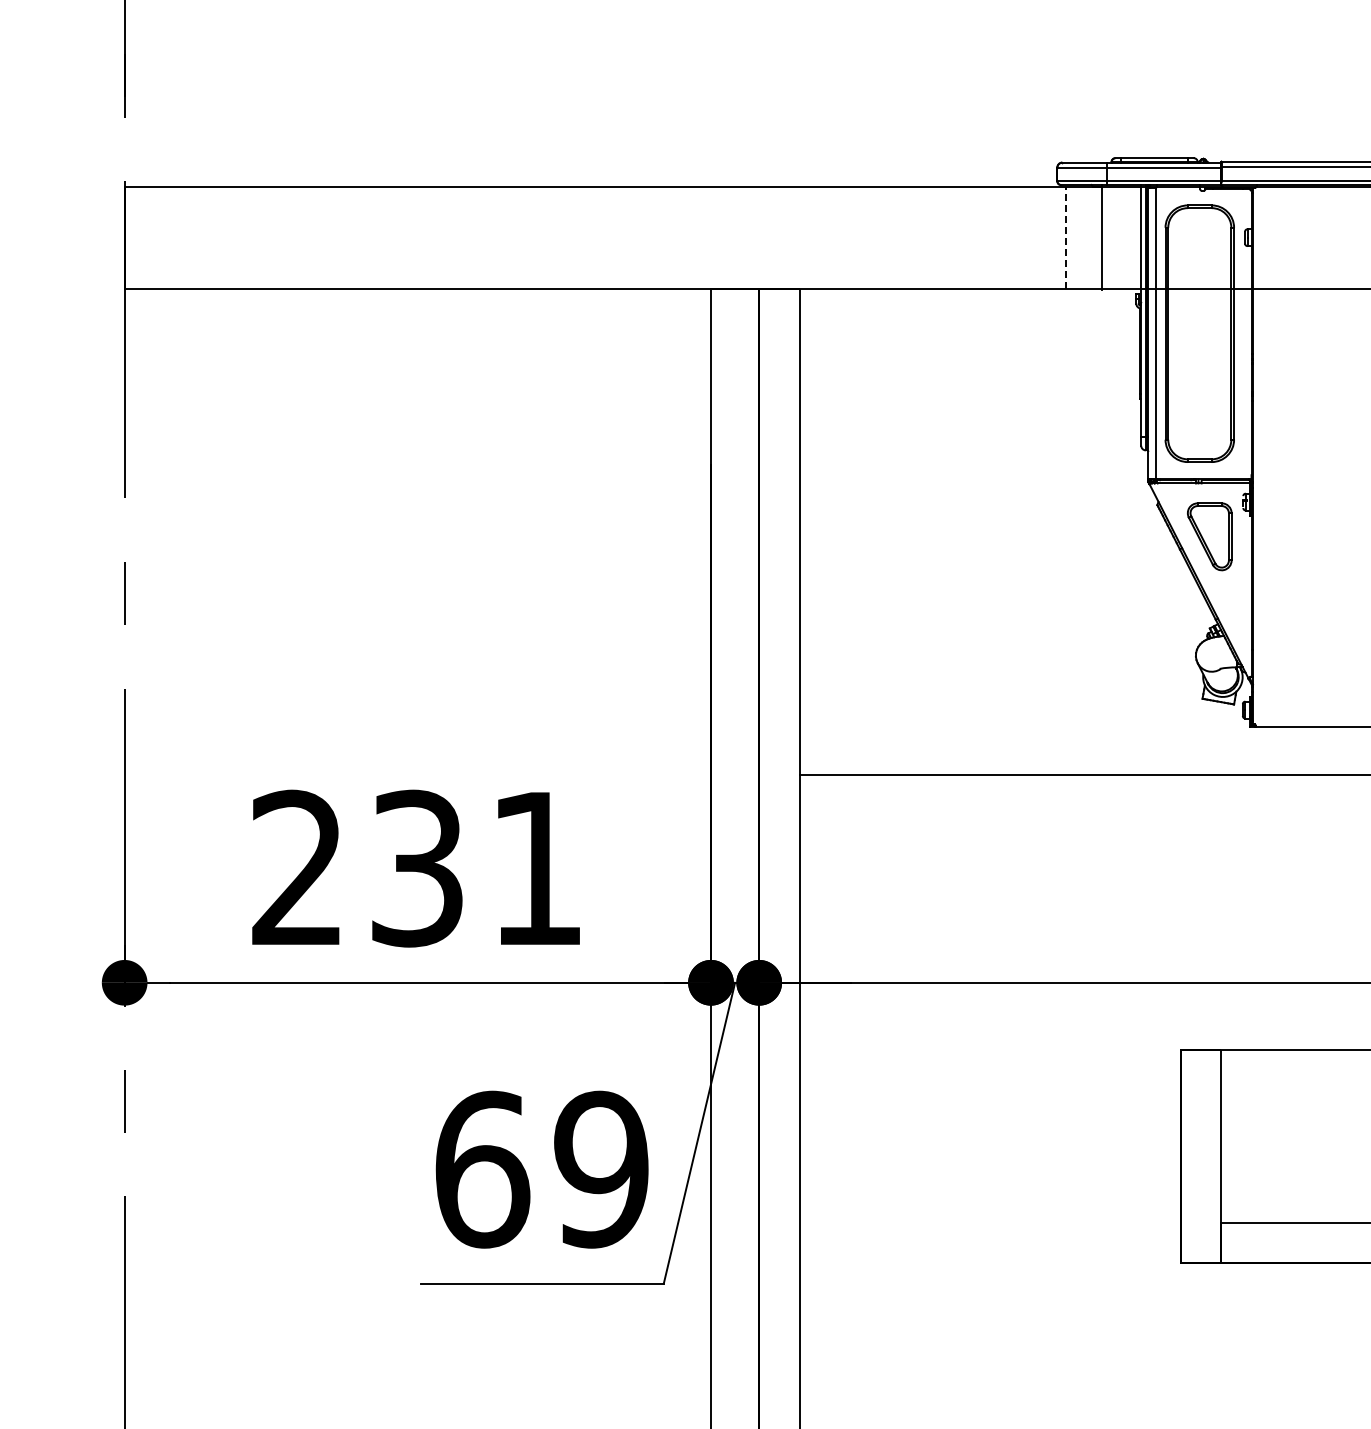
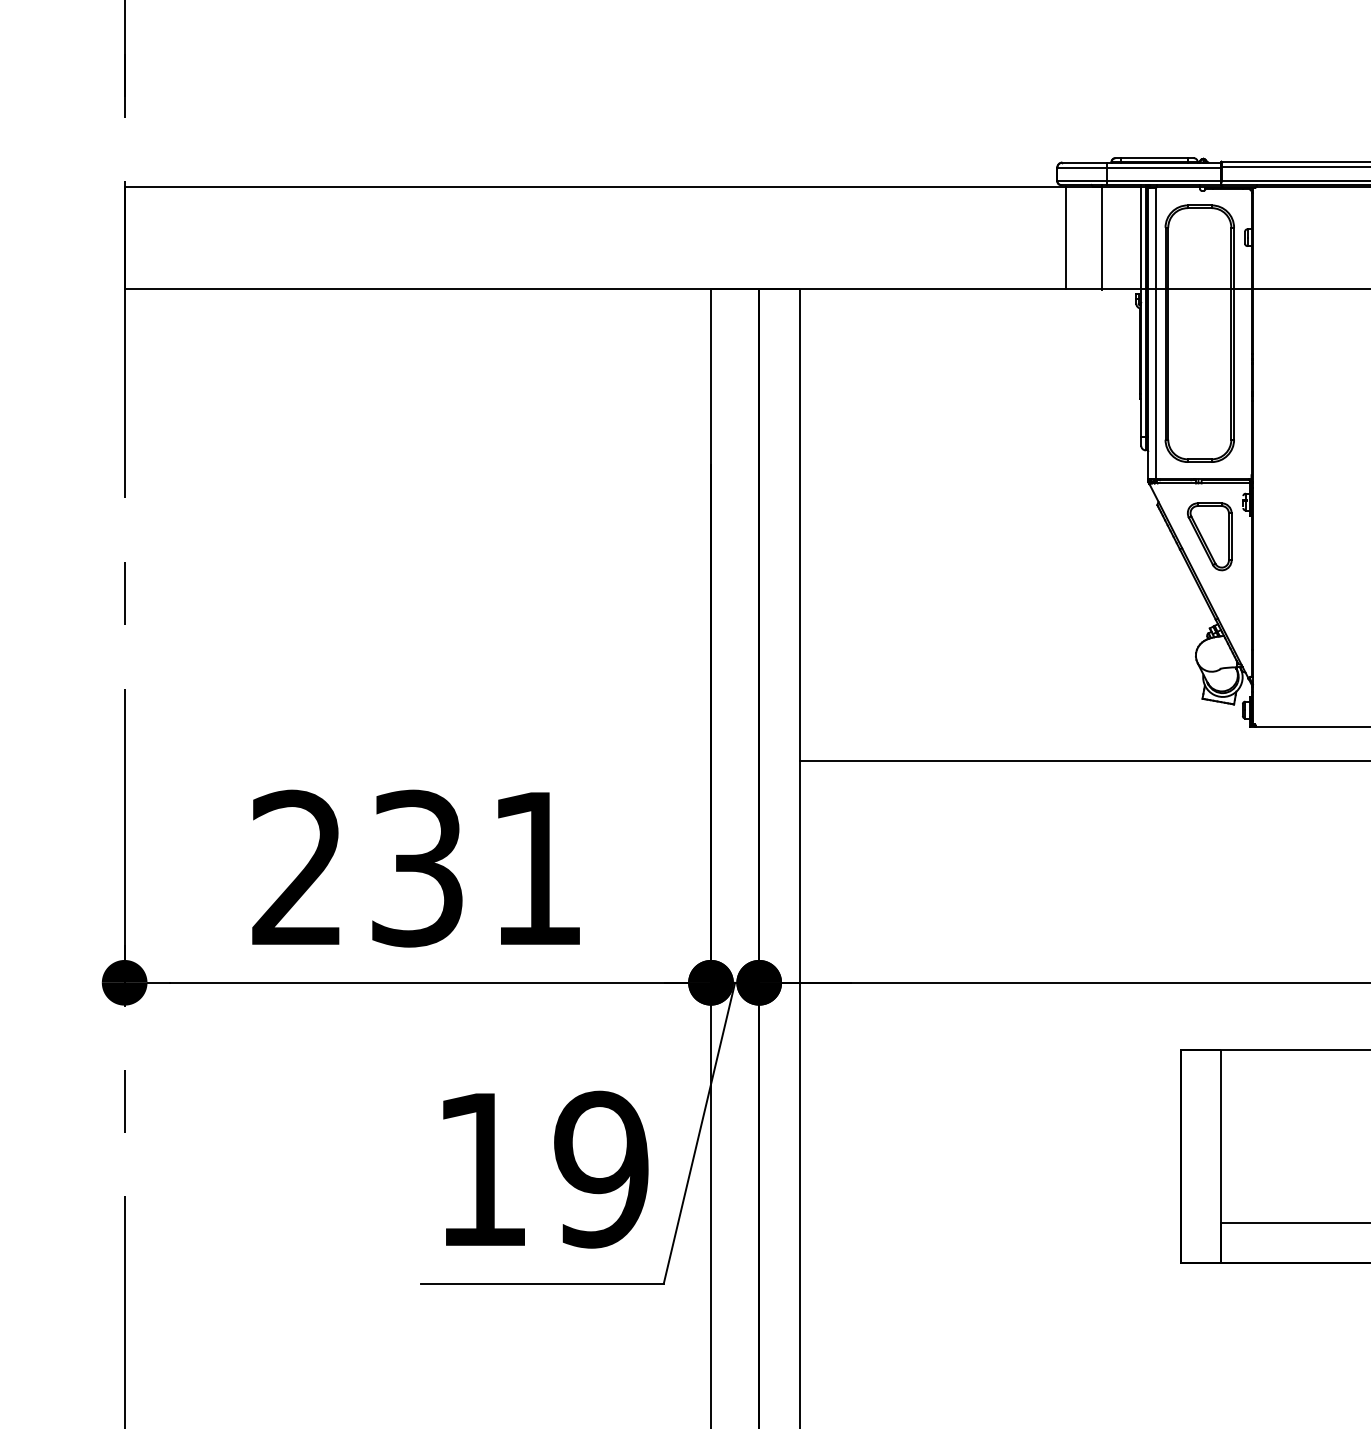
line: dashed -> solid (1066, 238)
line position: (1083, 774) -> (1083, 760) (1083, 760)
text: 69 -> 19 (482, 1169)
